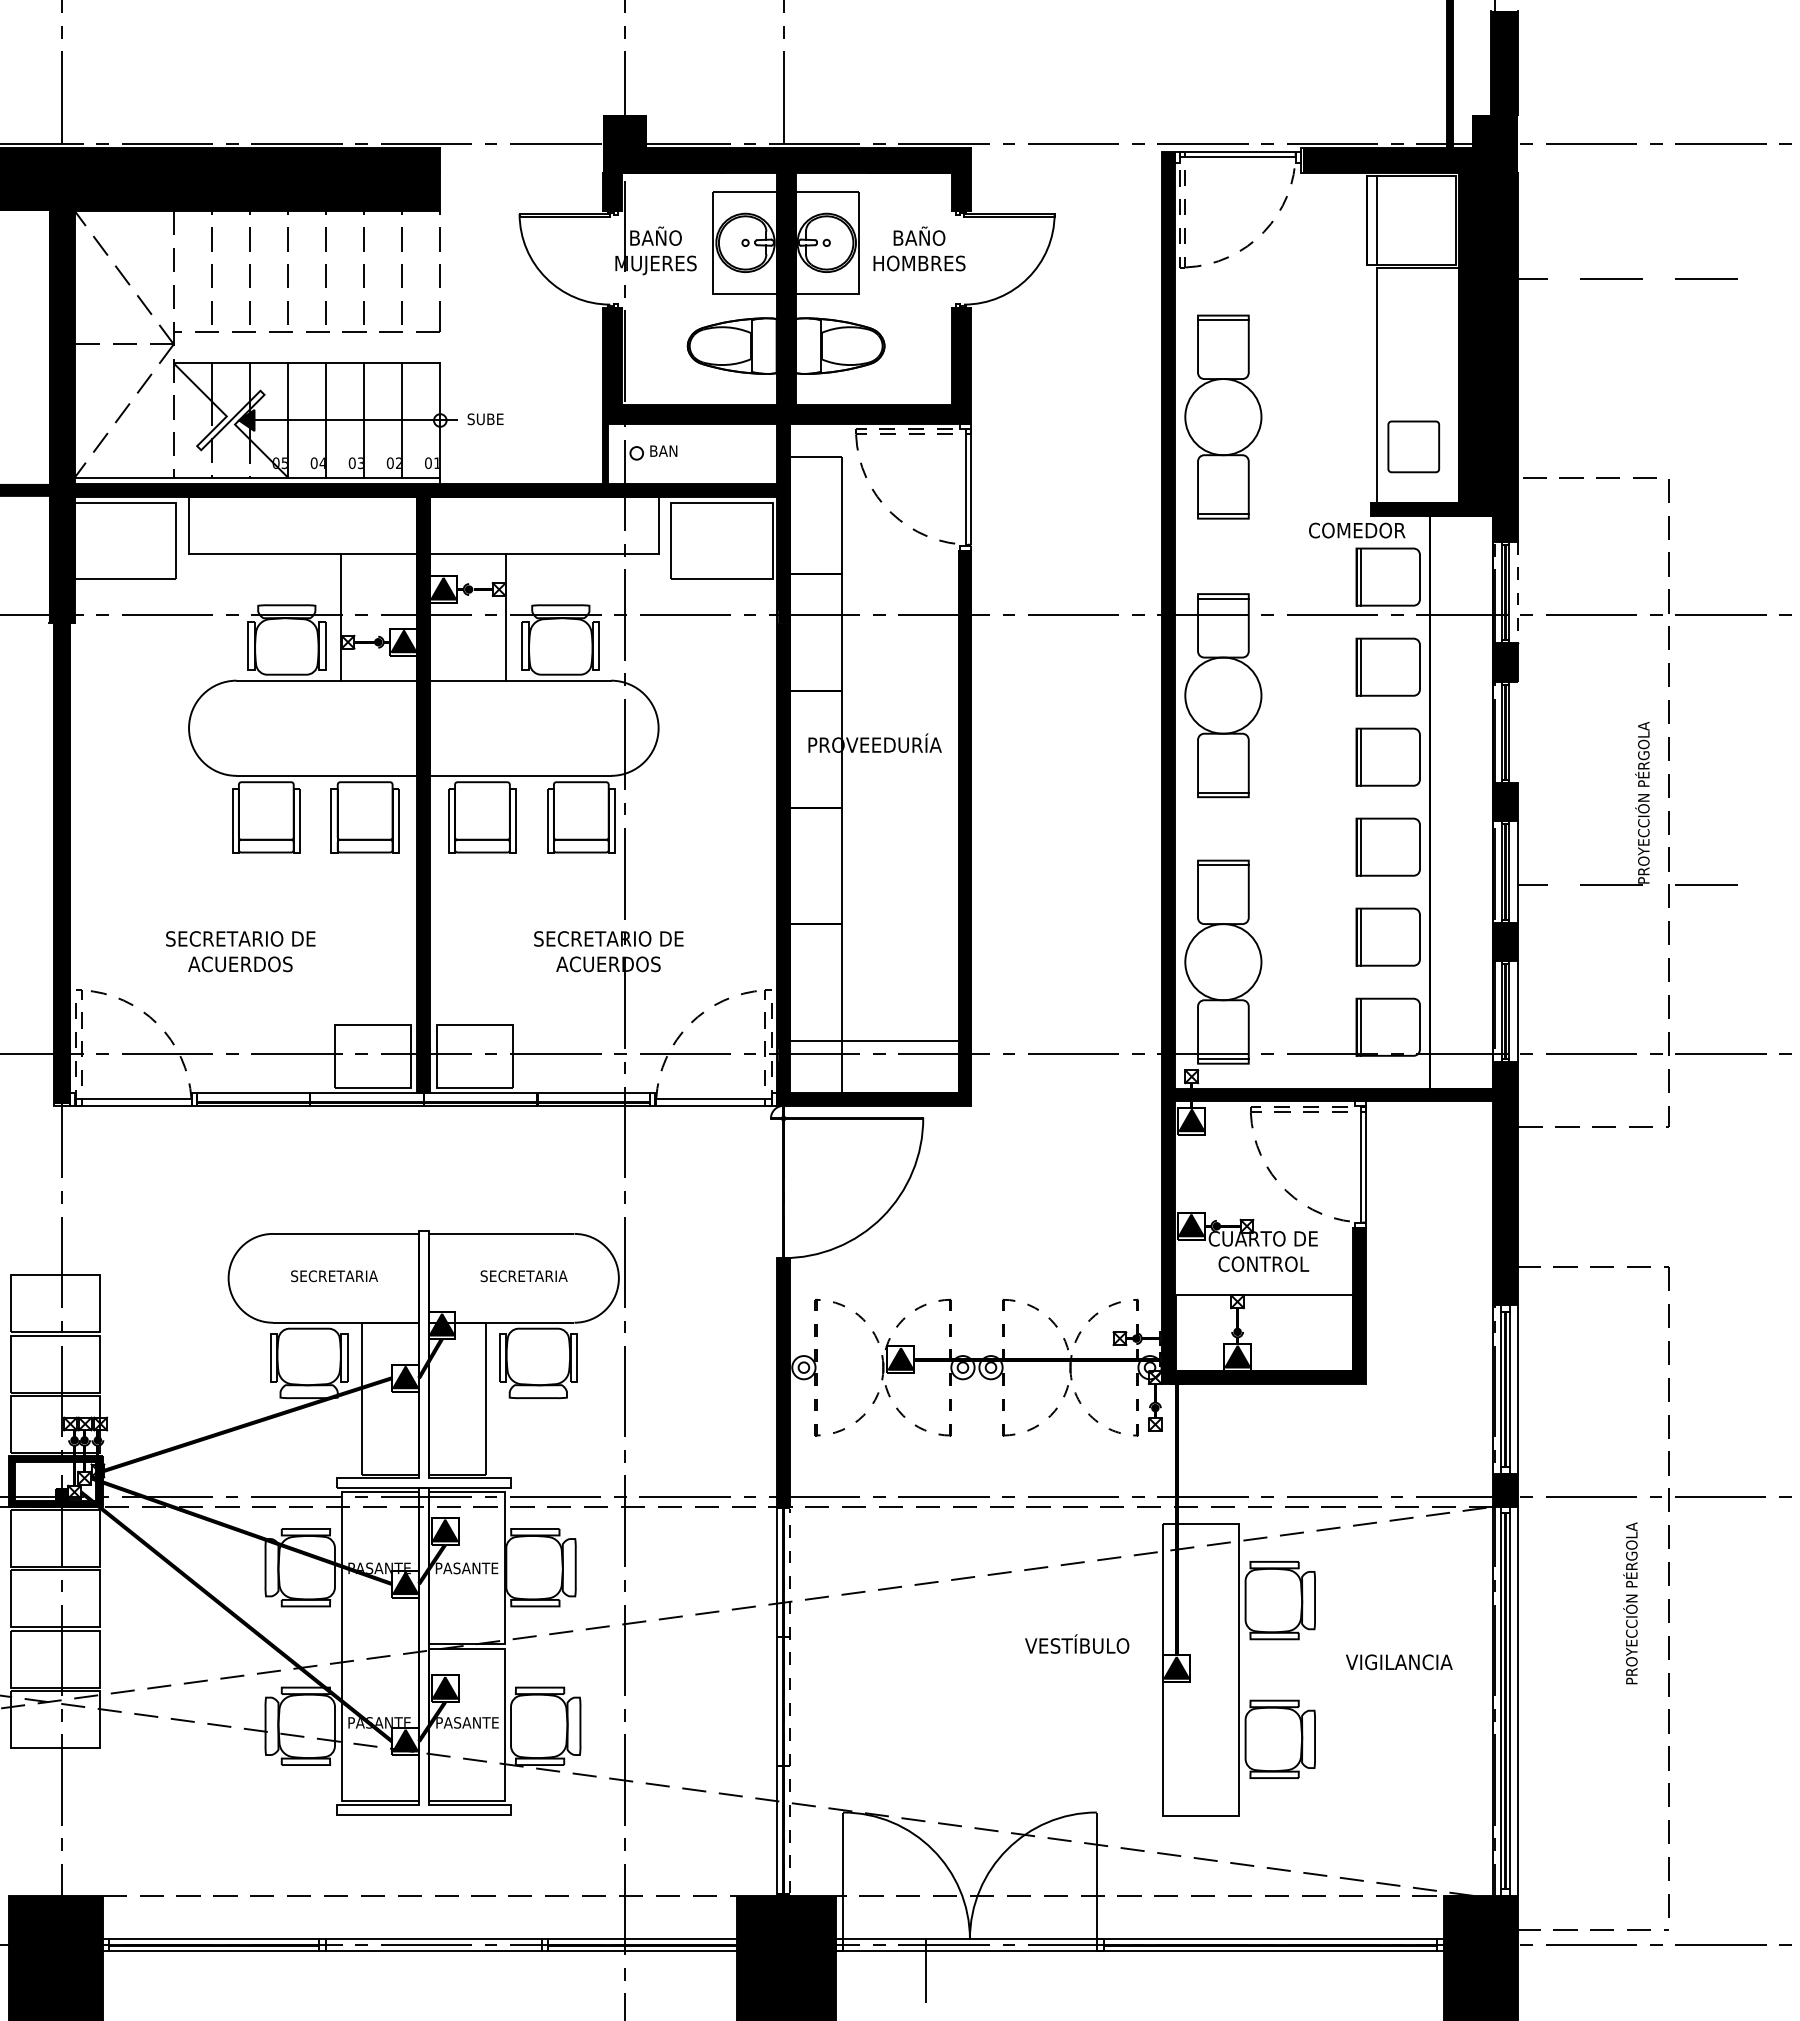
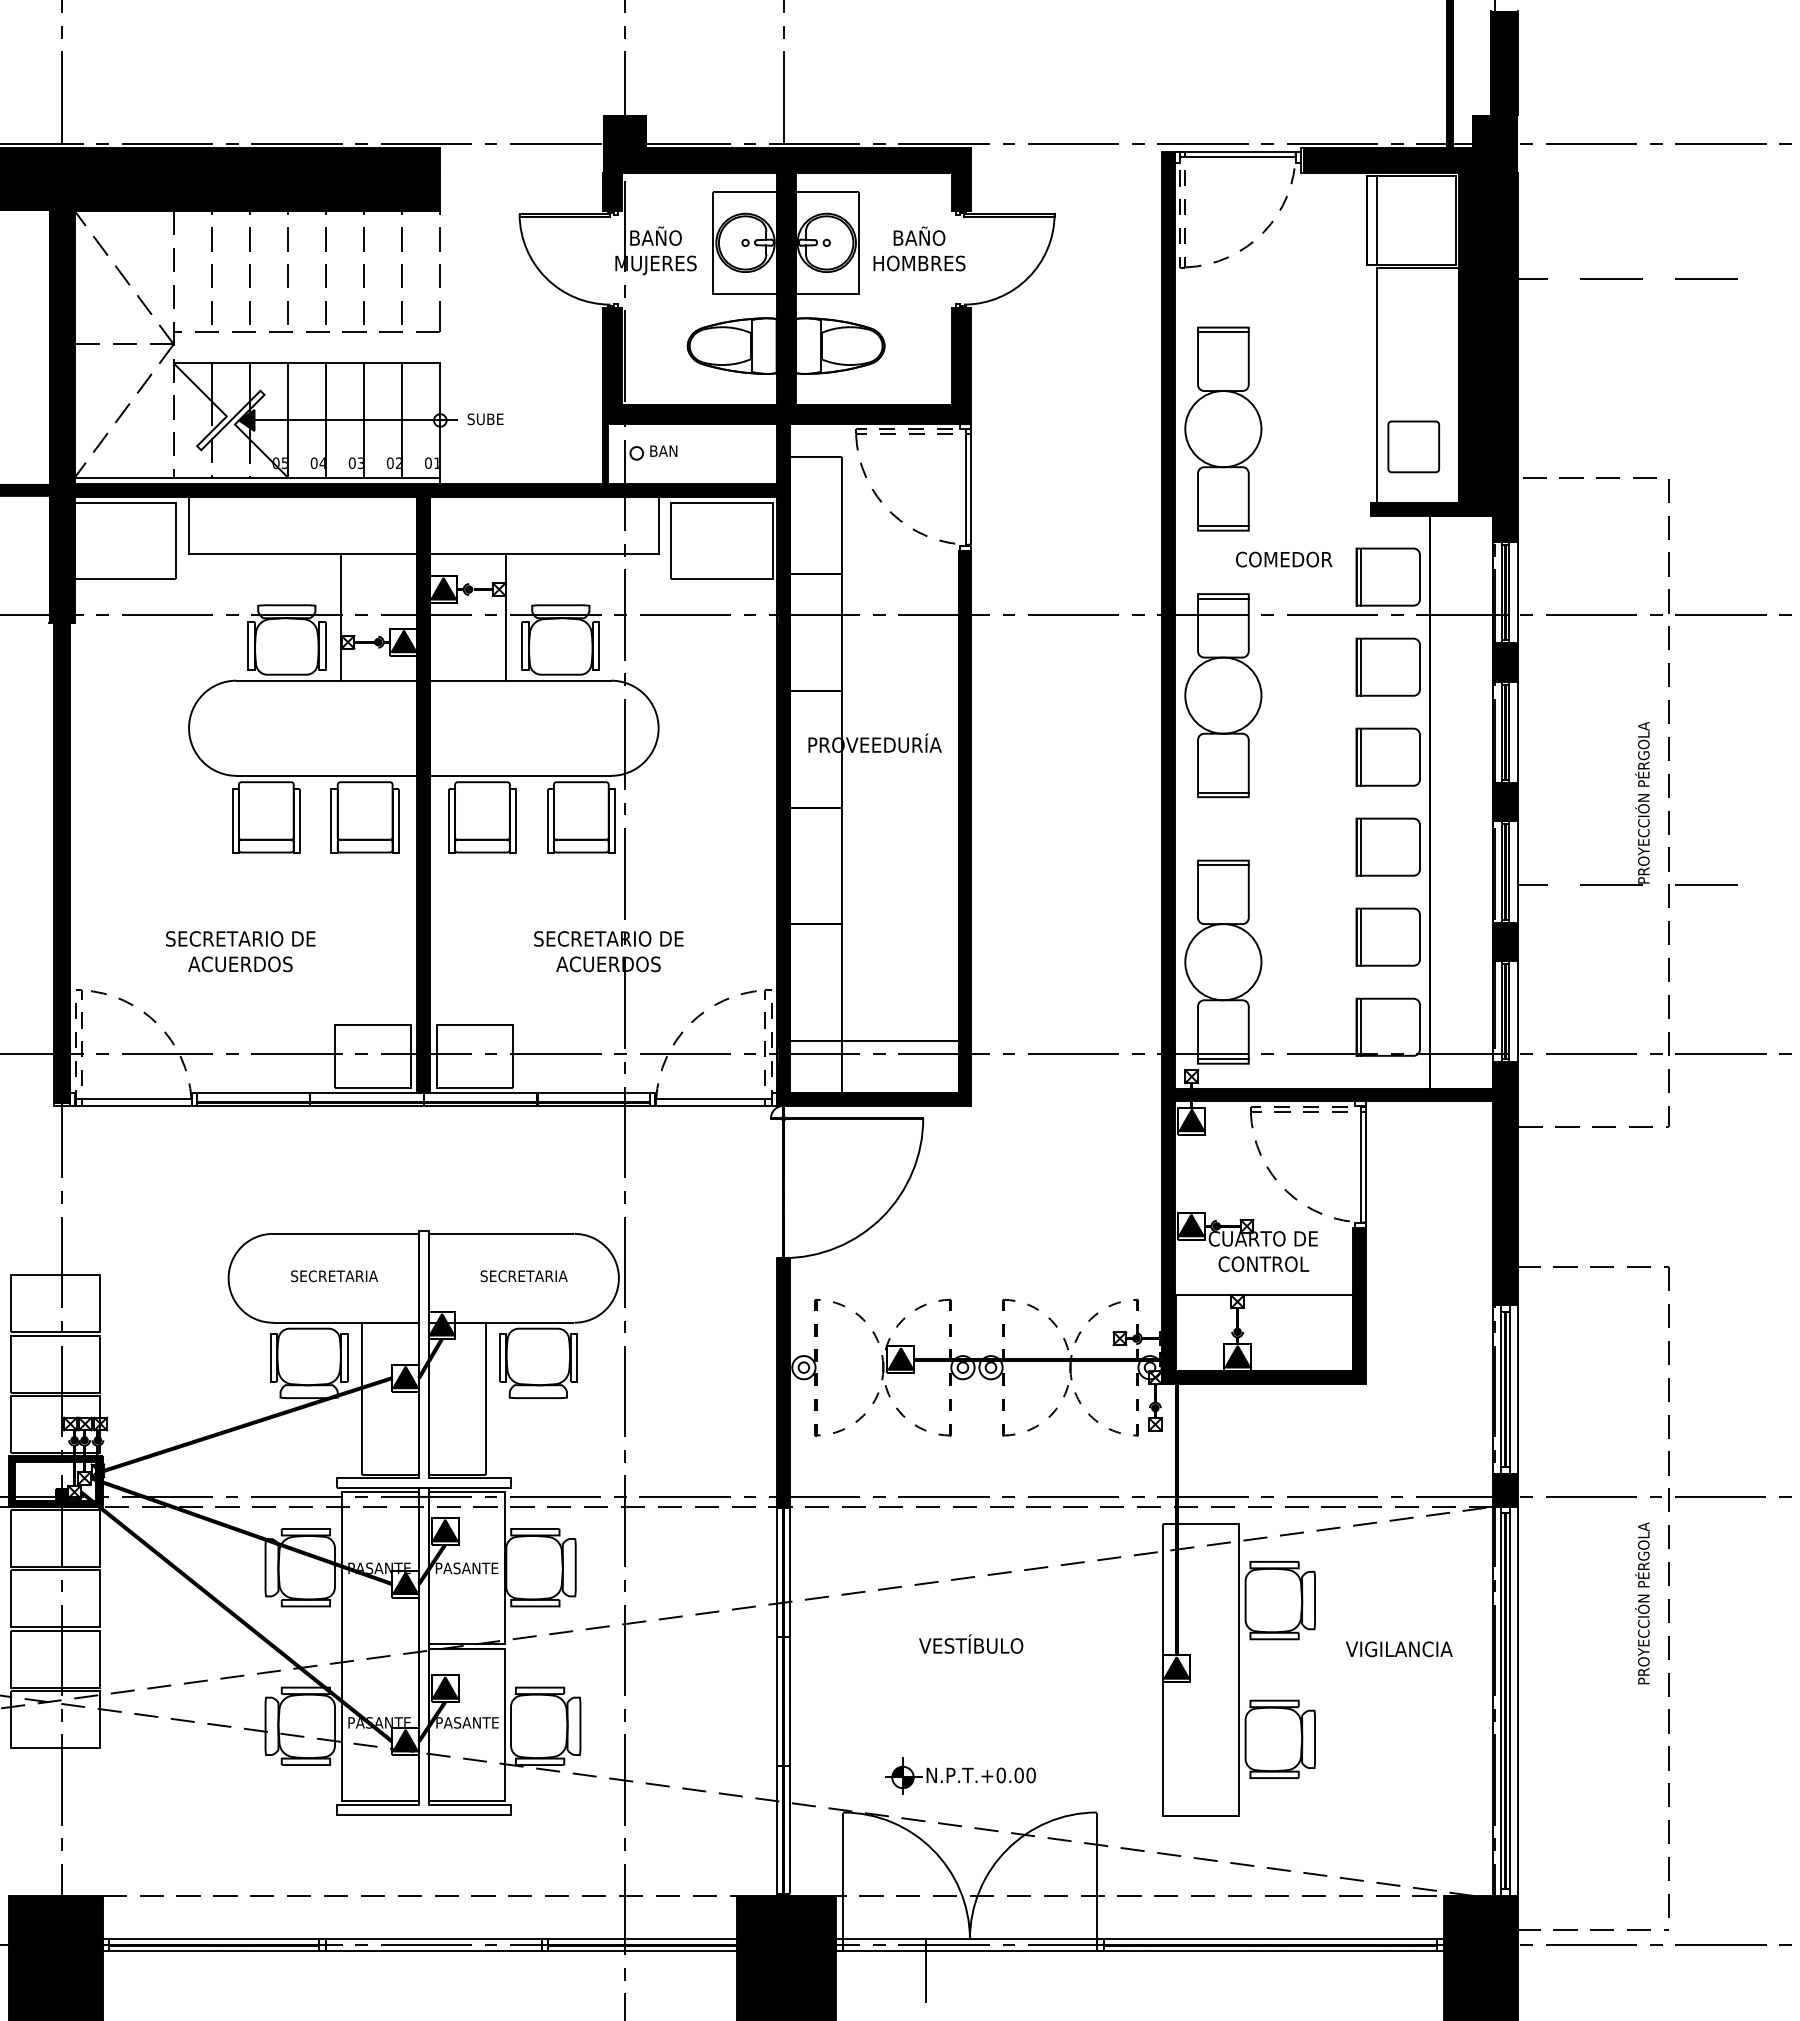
part position: (1223, 416) -> (1223, 428) (1223, 428)
text position: (1357, 530) -> (1284, 559) (1284, 559)
line: dashed -> solid (1518, 592)
line: none -> present (1518, 732)
text position: (1630, 1603) -> (1642, 1603) (1642, 1603)
text position: (1077, 1643) -> (971, 1643) (971, 1643)
text position: (1399, 1662) -> (1399, 1649) (1399, 1649)
line: dashed -> solid (789, 1701)
part: none -> present (960, 1775)
